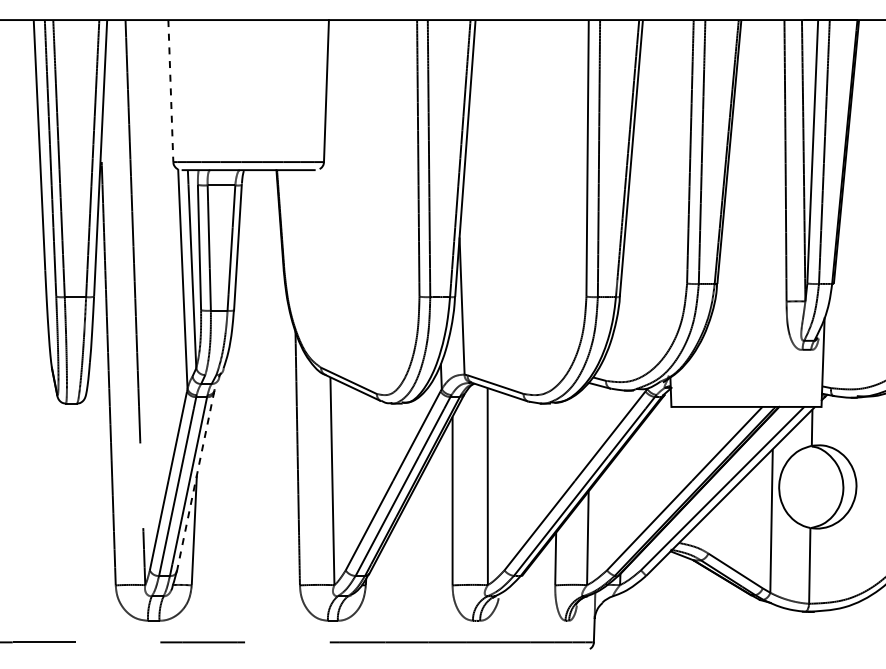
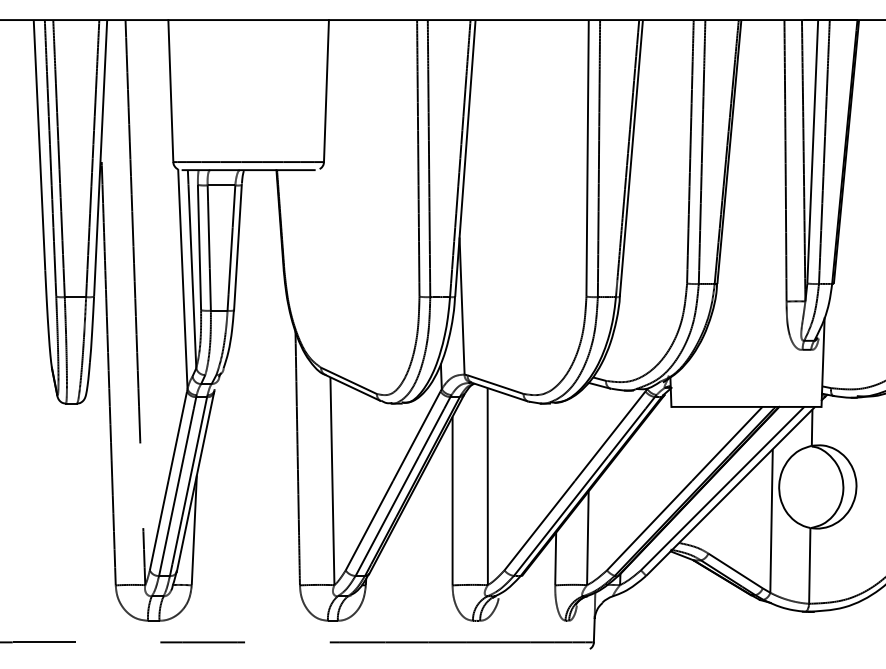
line: dashed -> solid (170, 91)
line: dashed -> solid (195, 481)
